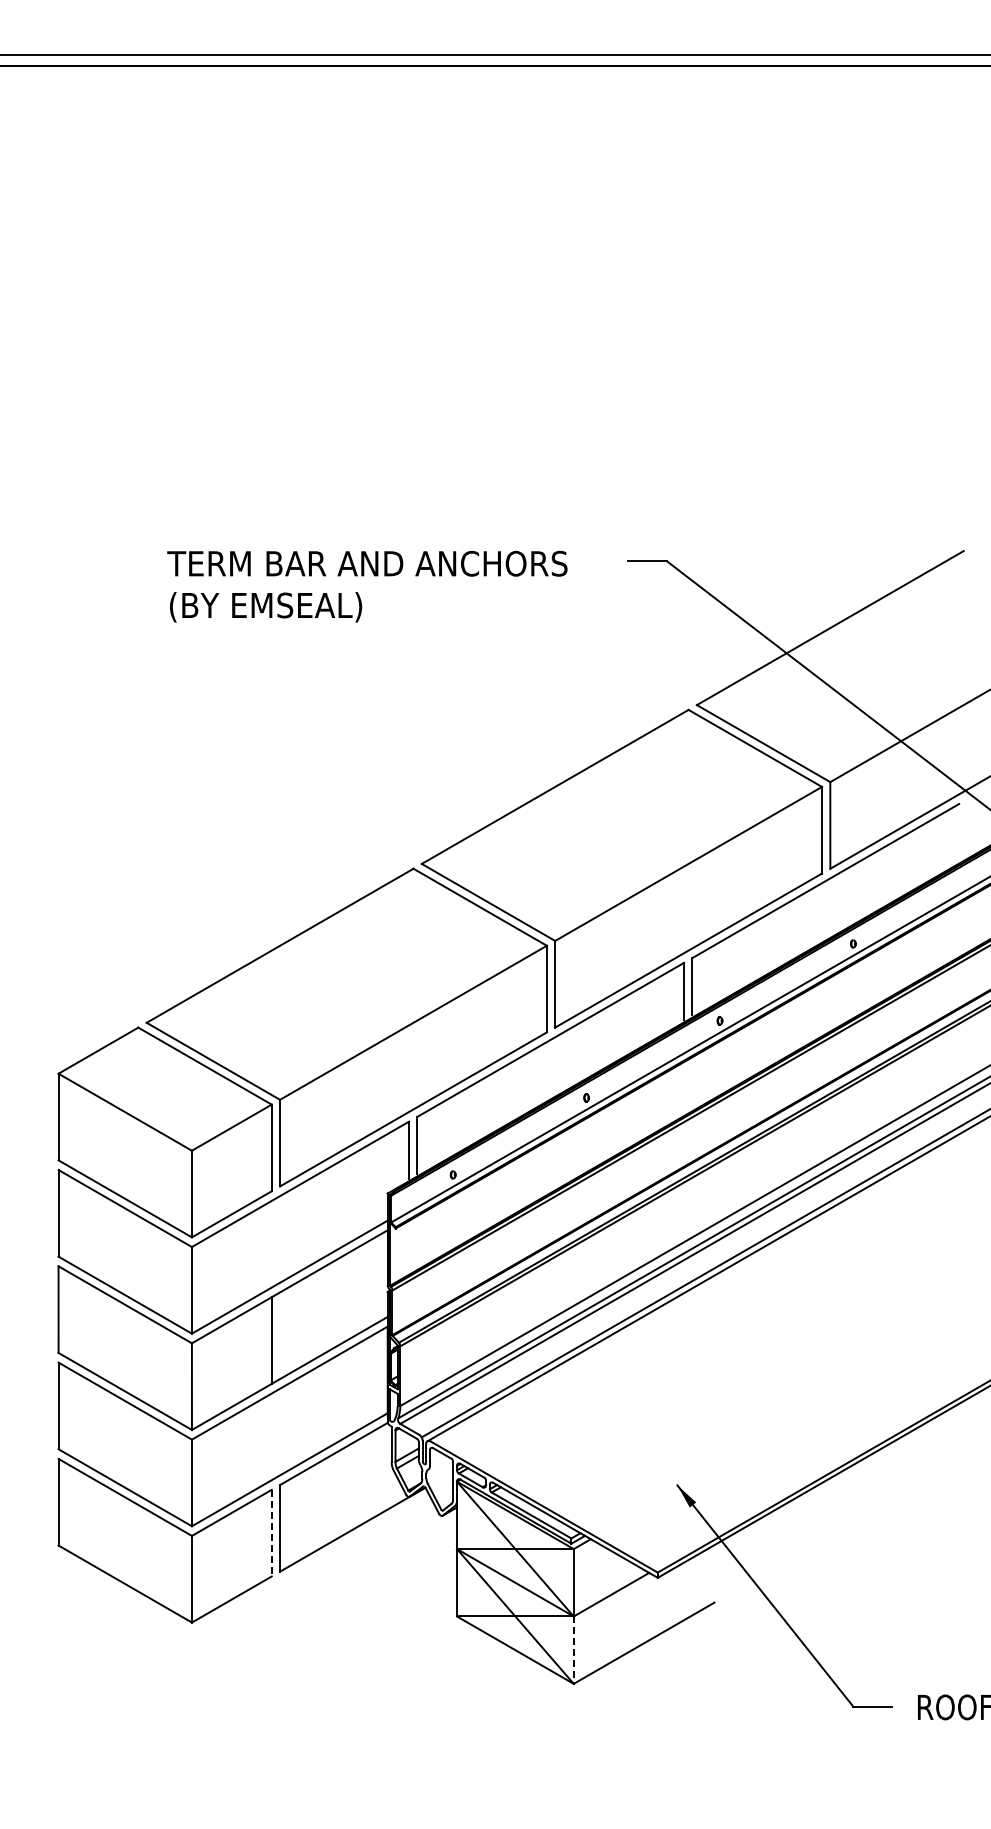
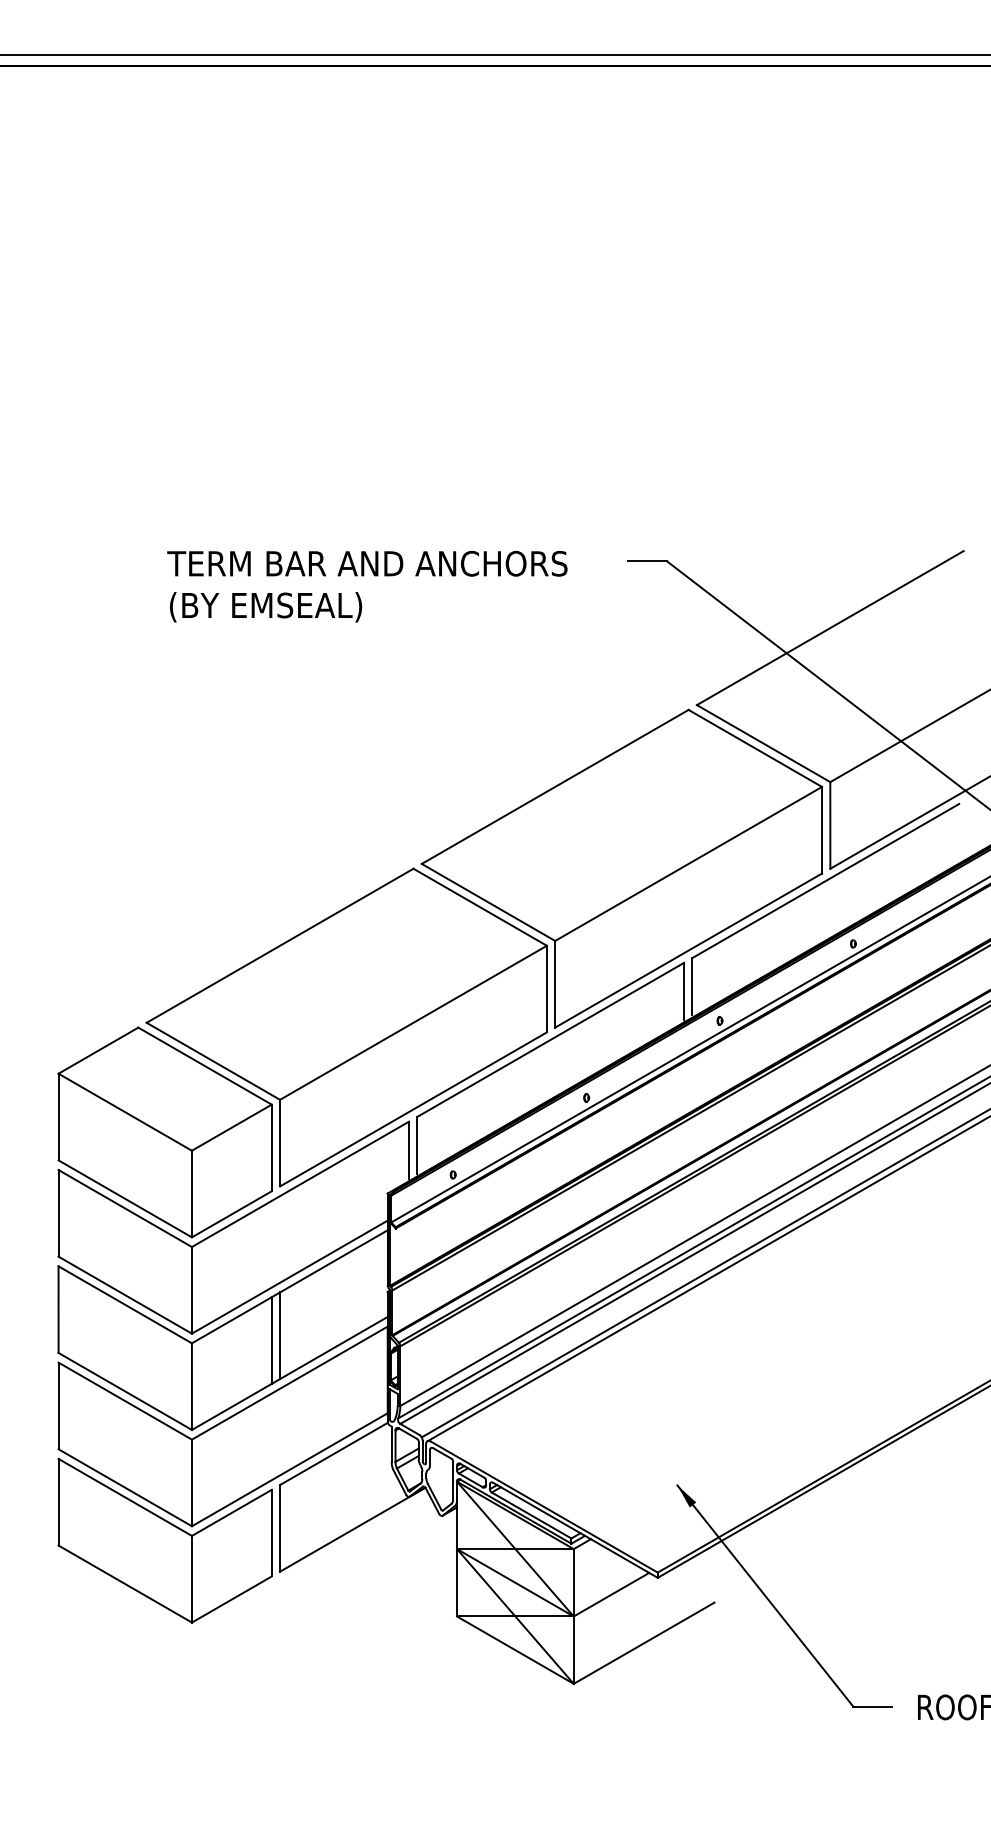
line: none -> present (280, 1335)
line: dashed -> solid (271, 1533)
line: dashed -> solid (573, 1650)
